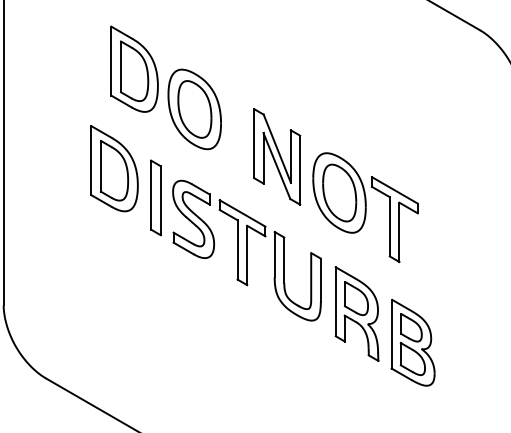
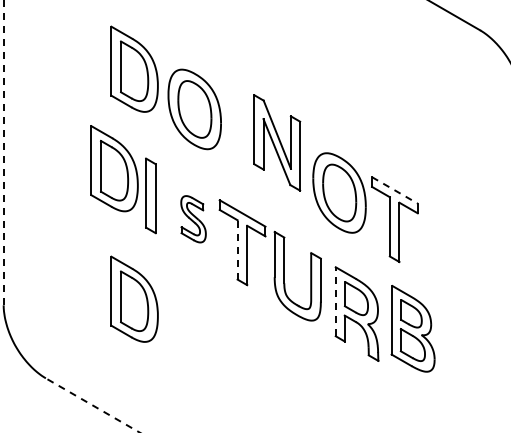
line: solid -> dashed (3, 152)
part position: (277, 156) -> (277, 142) (277, 142)
line: solid -> dashed (395, 190)
part position: (155, 197) -> (150, 195) (150, 195)
part size: 43x80 px -> 27x49 px (193, 219)
line: solid -> dashed (237, 249)
part: none -> present (134, 298)
line: solid -> dashed (335, 301)
part position: (412, 342) -> (412, 328) (412, 328)
line: solid -> dashed (92, 405)
